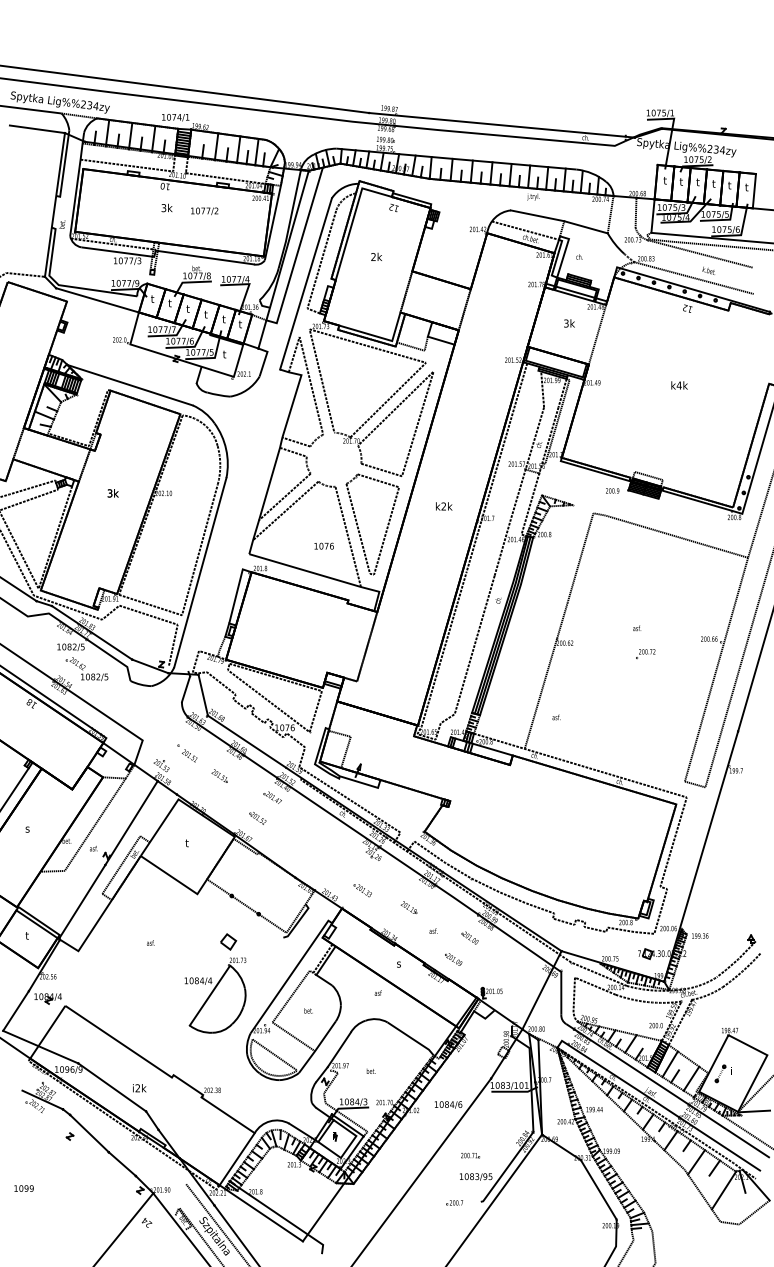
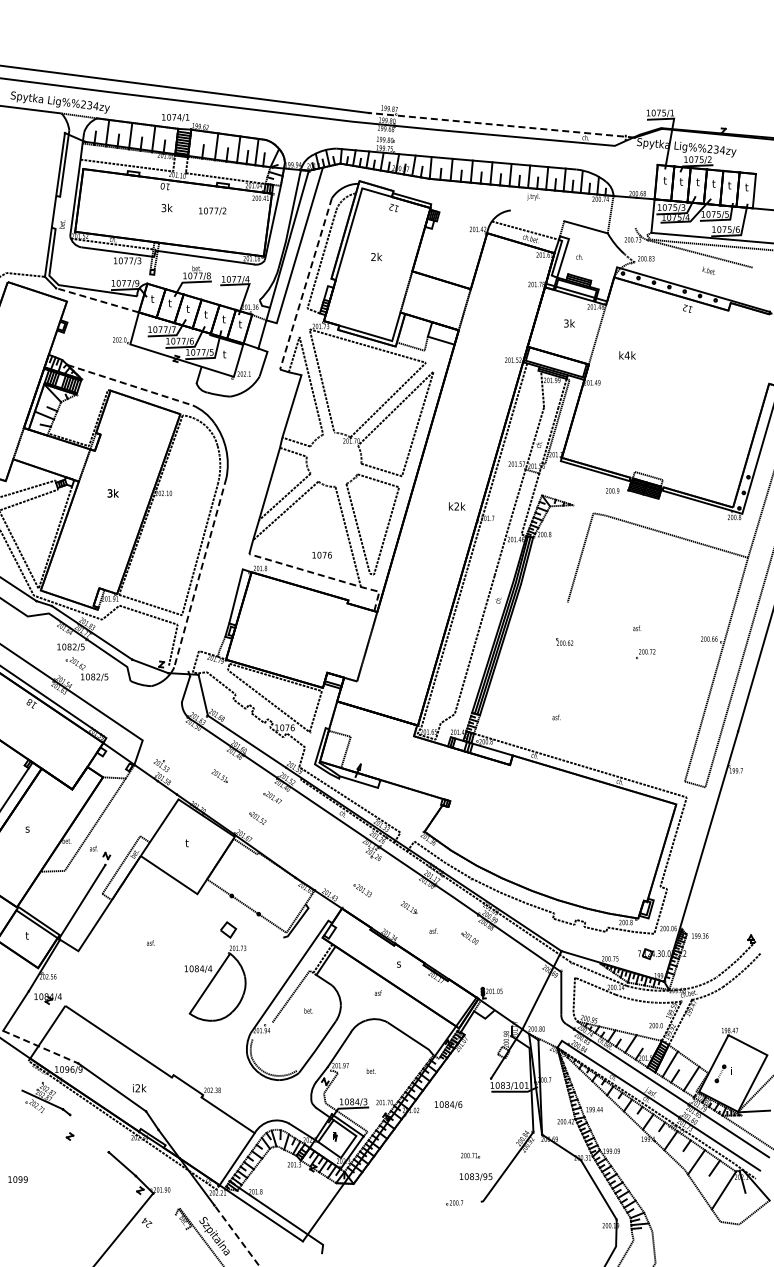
line: solid -> dashed (501, 125)
line: present -> none (36, 129)
text position: (204, 211) -> (212, 211) (212, 211)
line: present -> none (635, 212)
line: present -> none (537, 215)
line: present -> none (693, 278)
line: solid -> dashed (305, 284)
line: solid -> dashed (97, 300)
line: solid -> dashed (130, 385)
text position: (679, 385) -> (627, 355) (627, 355)
text position: (444, 506) -> (457, 506) (457, 506)
text position: (323, 545) -> (321, 554) (321, 554)
line: solid -> dashed (200, 573)
line: solid -> dashed (324, 576)
line: present -> none (545, 675)
part: present -> none (187, 753)
line: present -> none (131, 823)
part: present -> none (453, 959)
part position: (215, 983) -> (215, 971) (215, 971)
line: present -> none (293, 1036)
line: solid -> dashed (40, 1047)
line: present -> none (274, 1054)
line: present -> none (89, 1133)
line: present -> none (422, 1170)
text position: (23, 1188) -> (17, 1179) (17, 1179)
line: present -> none (495, 1198)
line: present -> none (216, 1223)
line: present -> none (180, 1228)
line: solid -> dashed (237, 1235)
